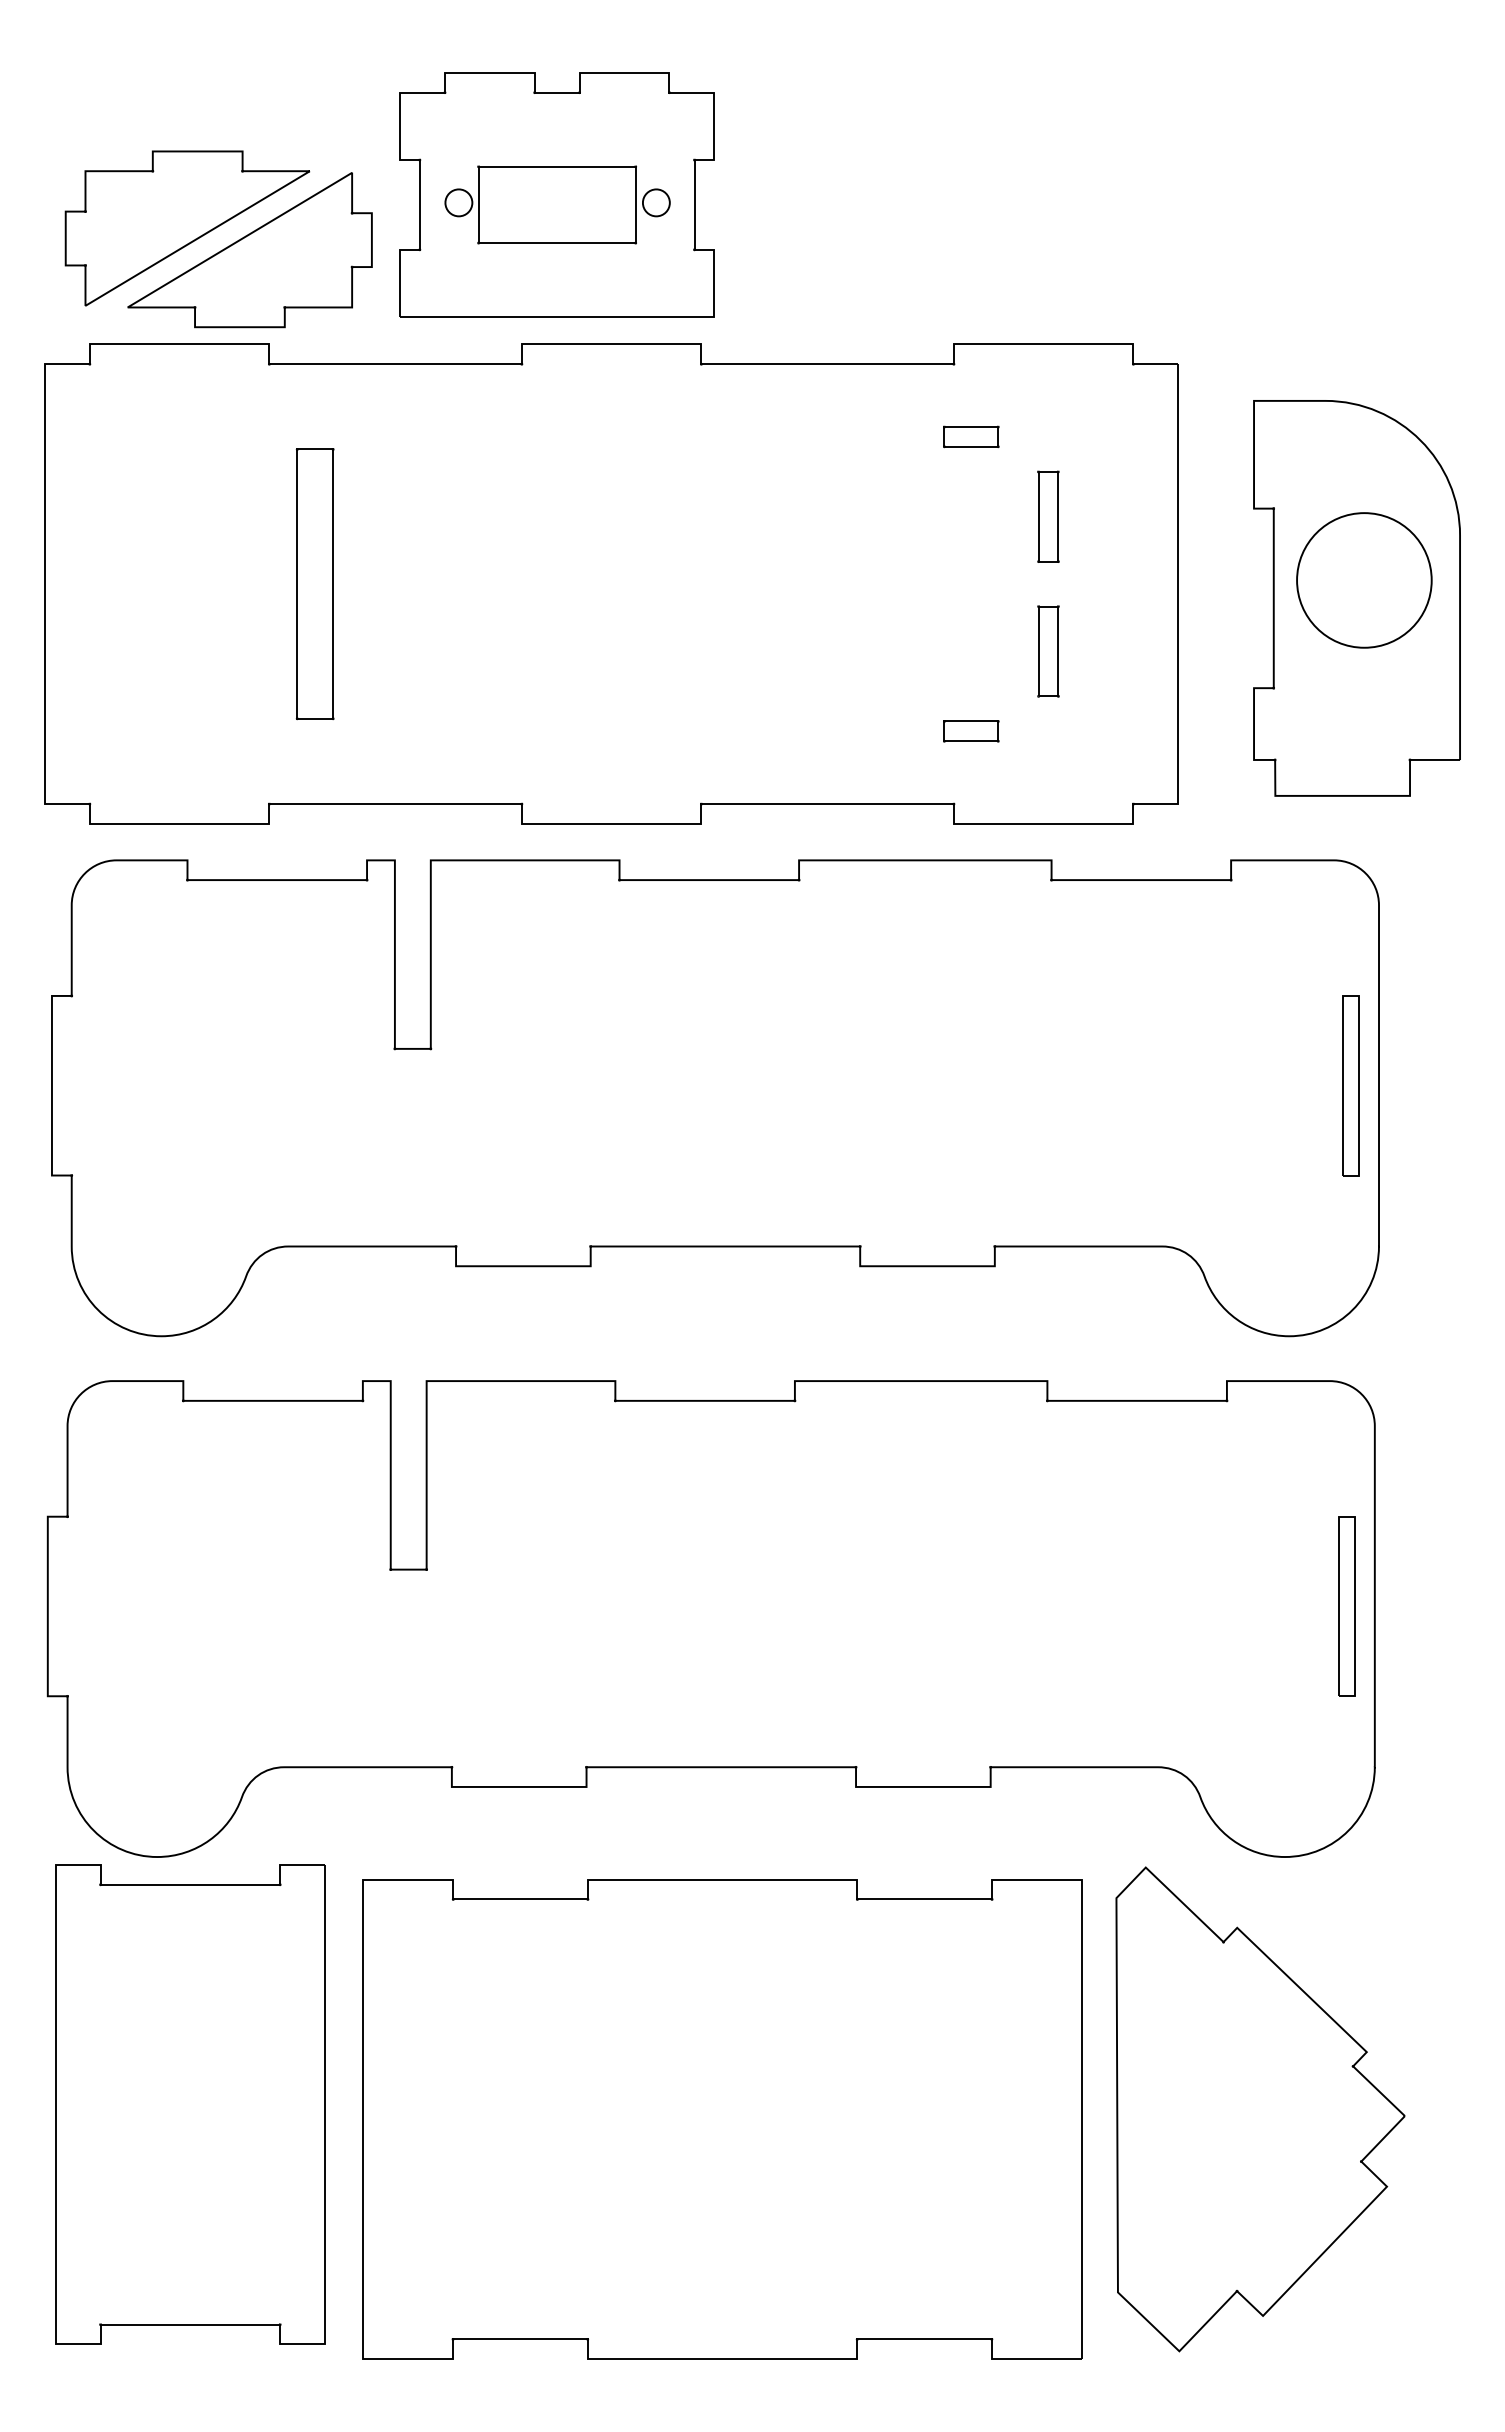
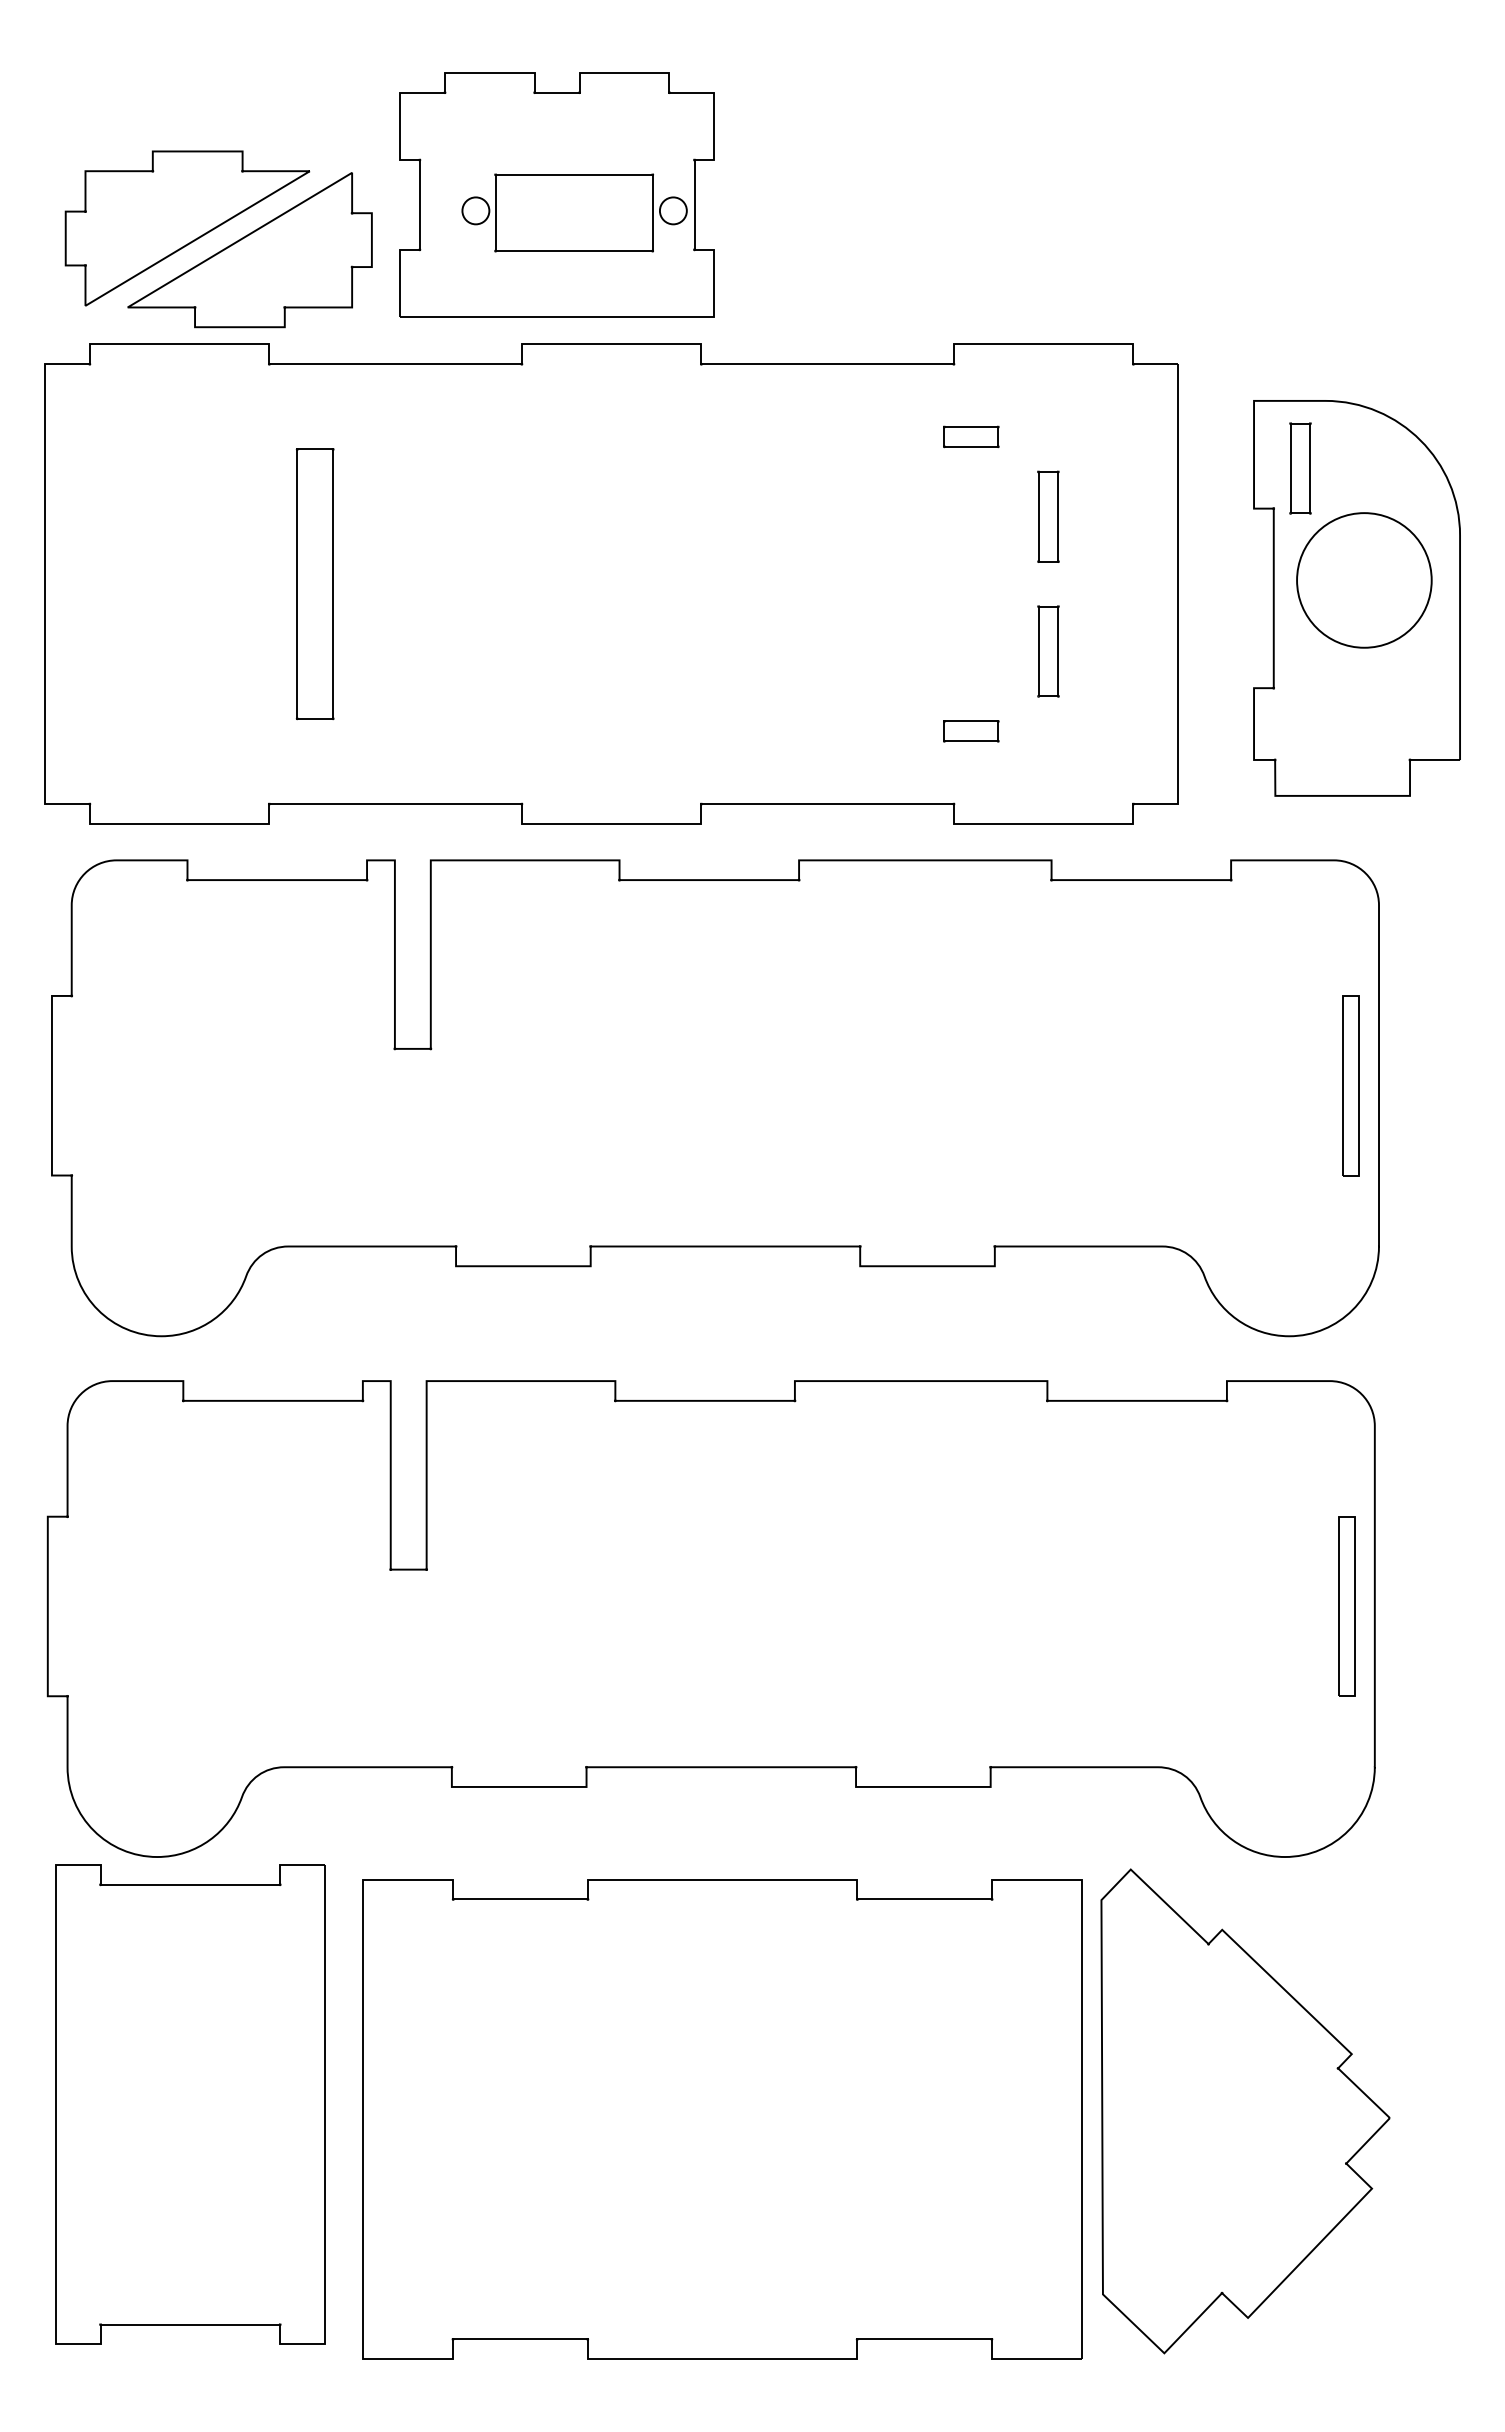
part position: (557, 204) -> (574, 212) (574, 212)
part: none -> present (1300, 468)
part position: (1260, 2109) -> (1245, 2111) (1245, 2111)
